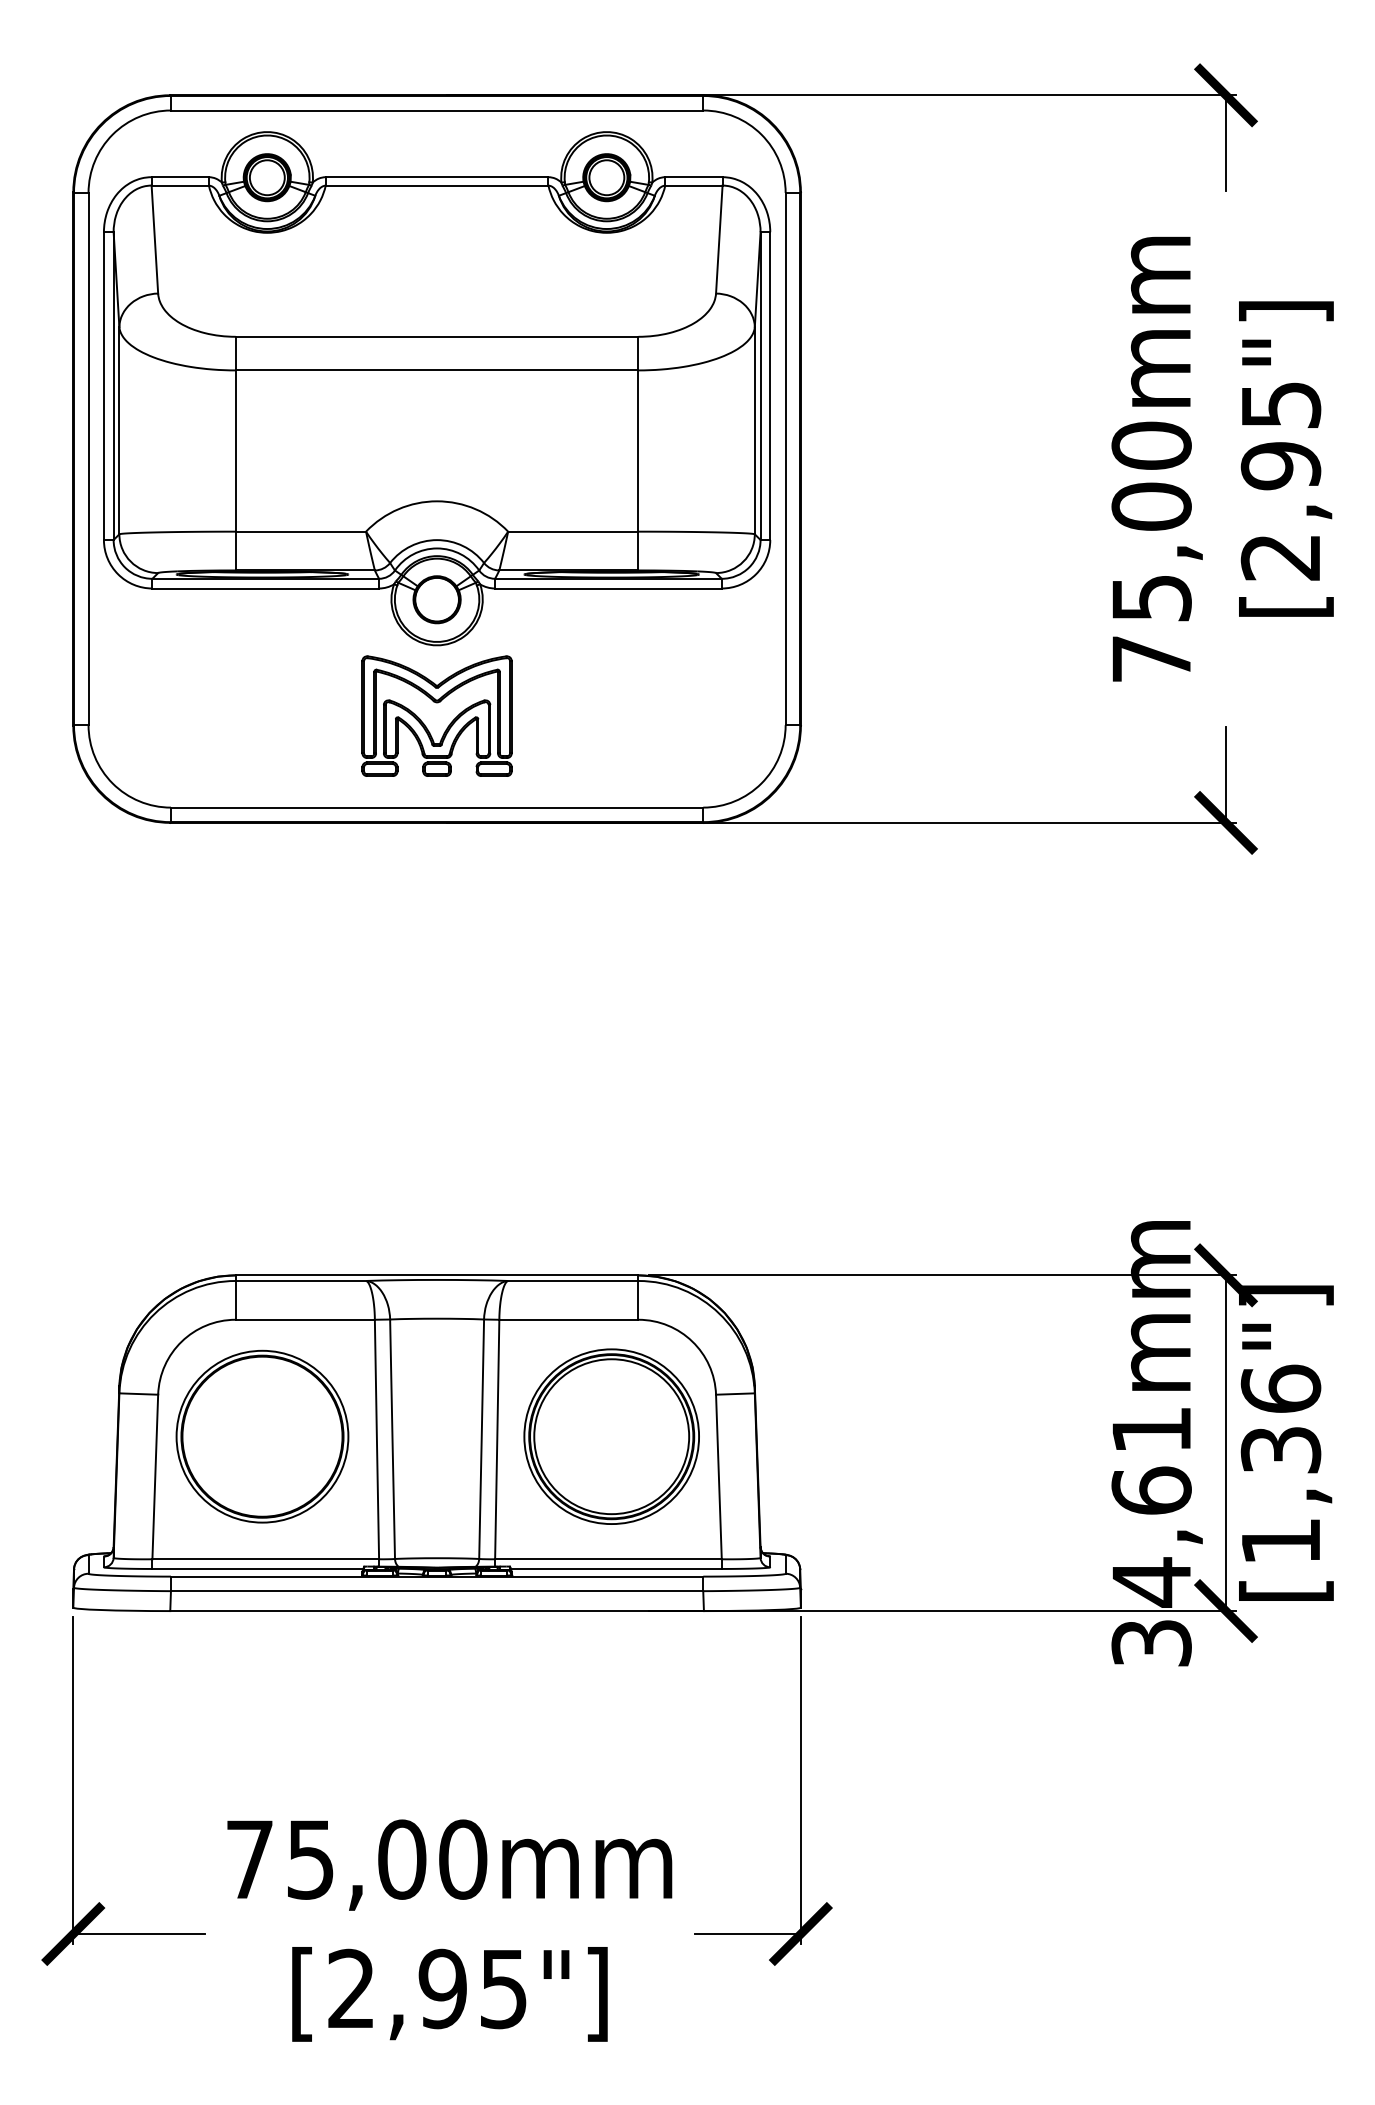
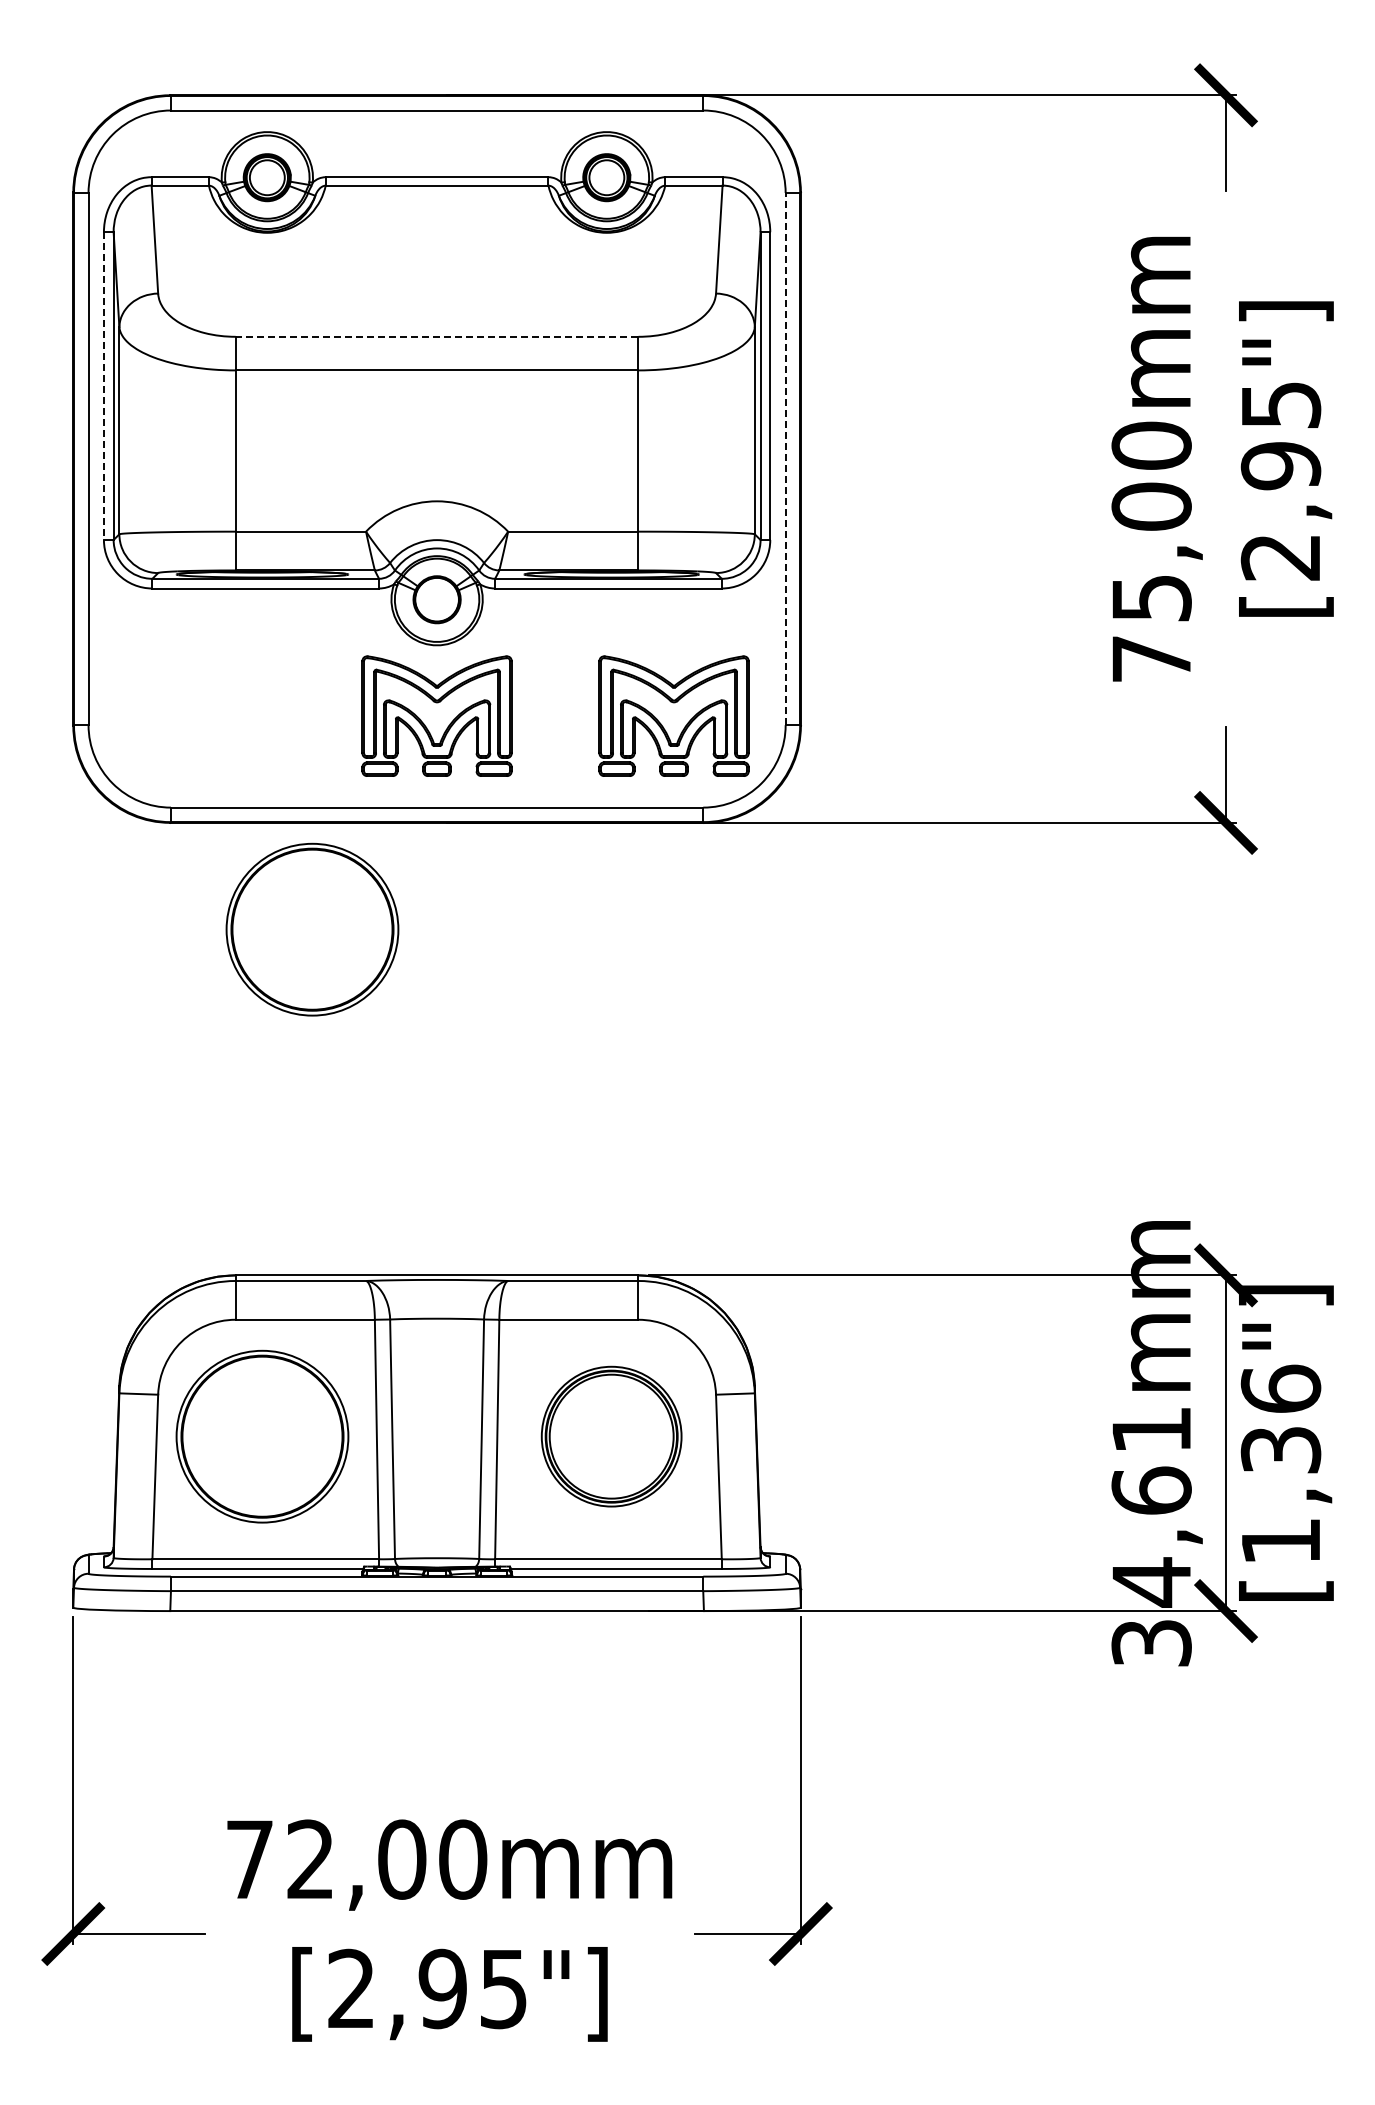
line: solid -> dashed (436, 336)
line: solid -> dashed (103, 386)
line: solid -> dashed (785, 458)
part: none -> present (673, 703)
part: none -> present (312, 929)
part size: 177x177 px -> 143x143 px (611, 1436)
text: 75,00mm -> 72,00mm (310, 1859)
